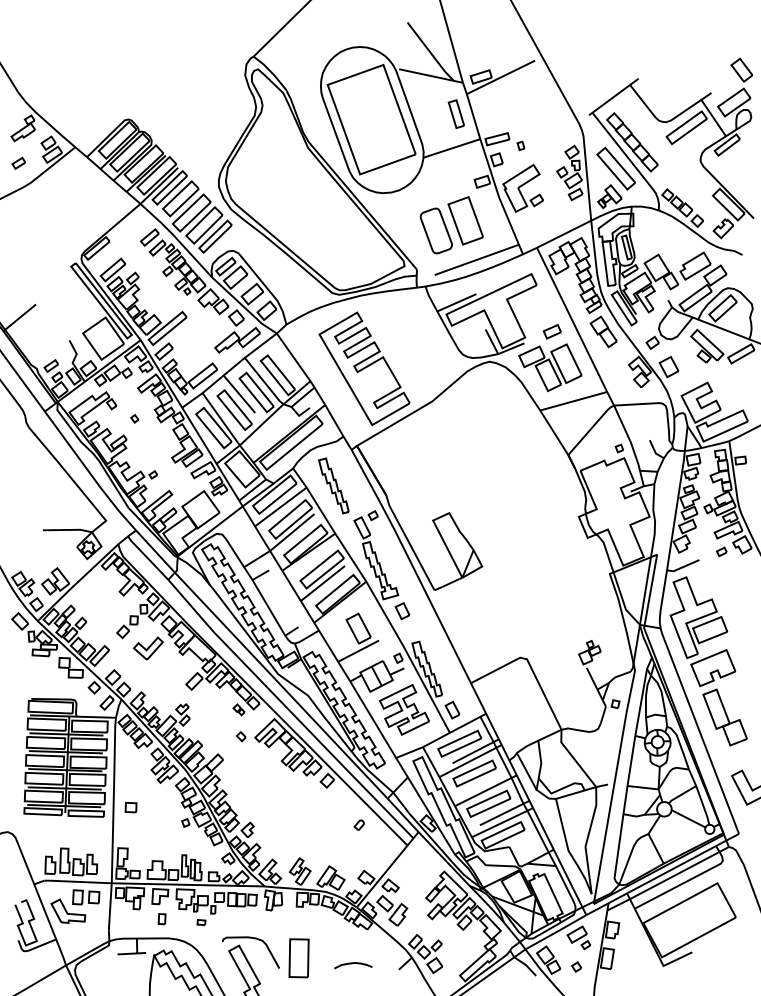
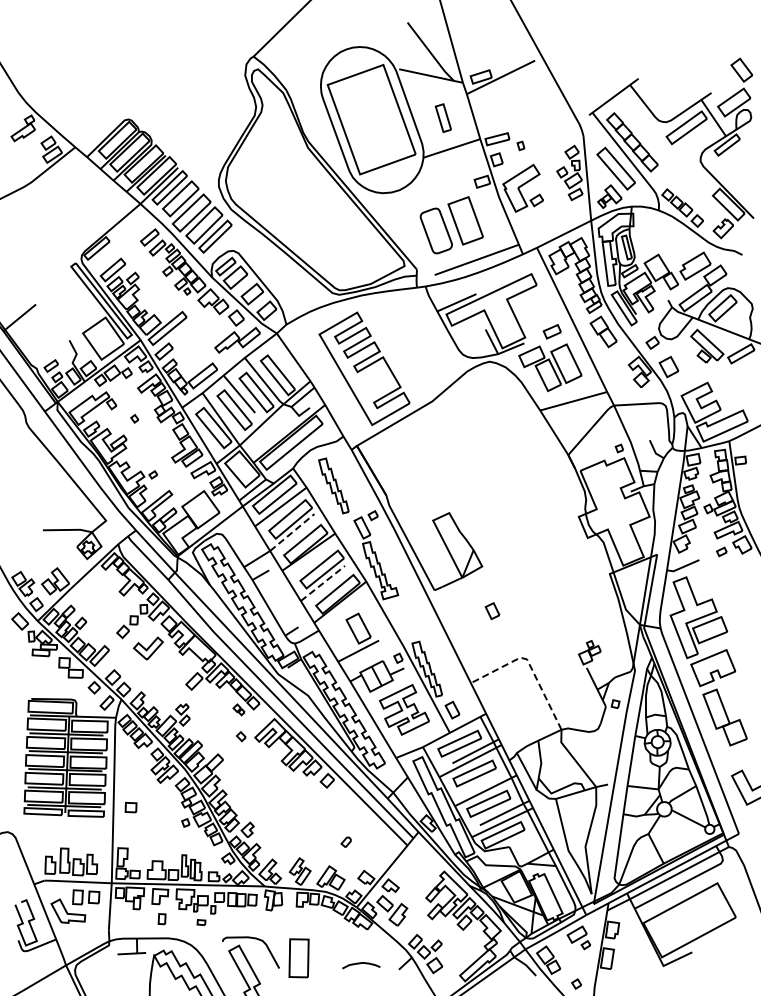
part position: (455, 113) -> (442, 117) (442, 117)
part: present -> none (18, 162)
line: solid -> dashed (292, 532)
line: solid -> dashed (323, 583)
part position: (402, 611) -> (492, 611) (492, 611)
line: solid -> dashed (530, 665)
part position: (358, 824) -> (345, 841) (345, 841)
curve position: (352, 964) -> (360, 964) (360, 964)
part position: (576, 966) -> (576, 983) (576, 983)
